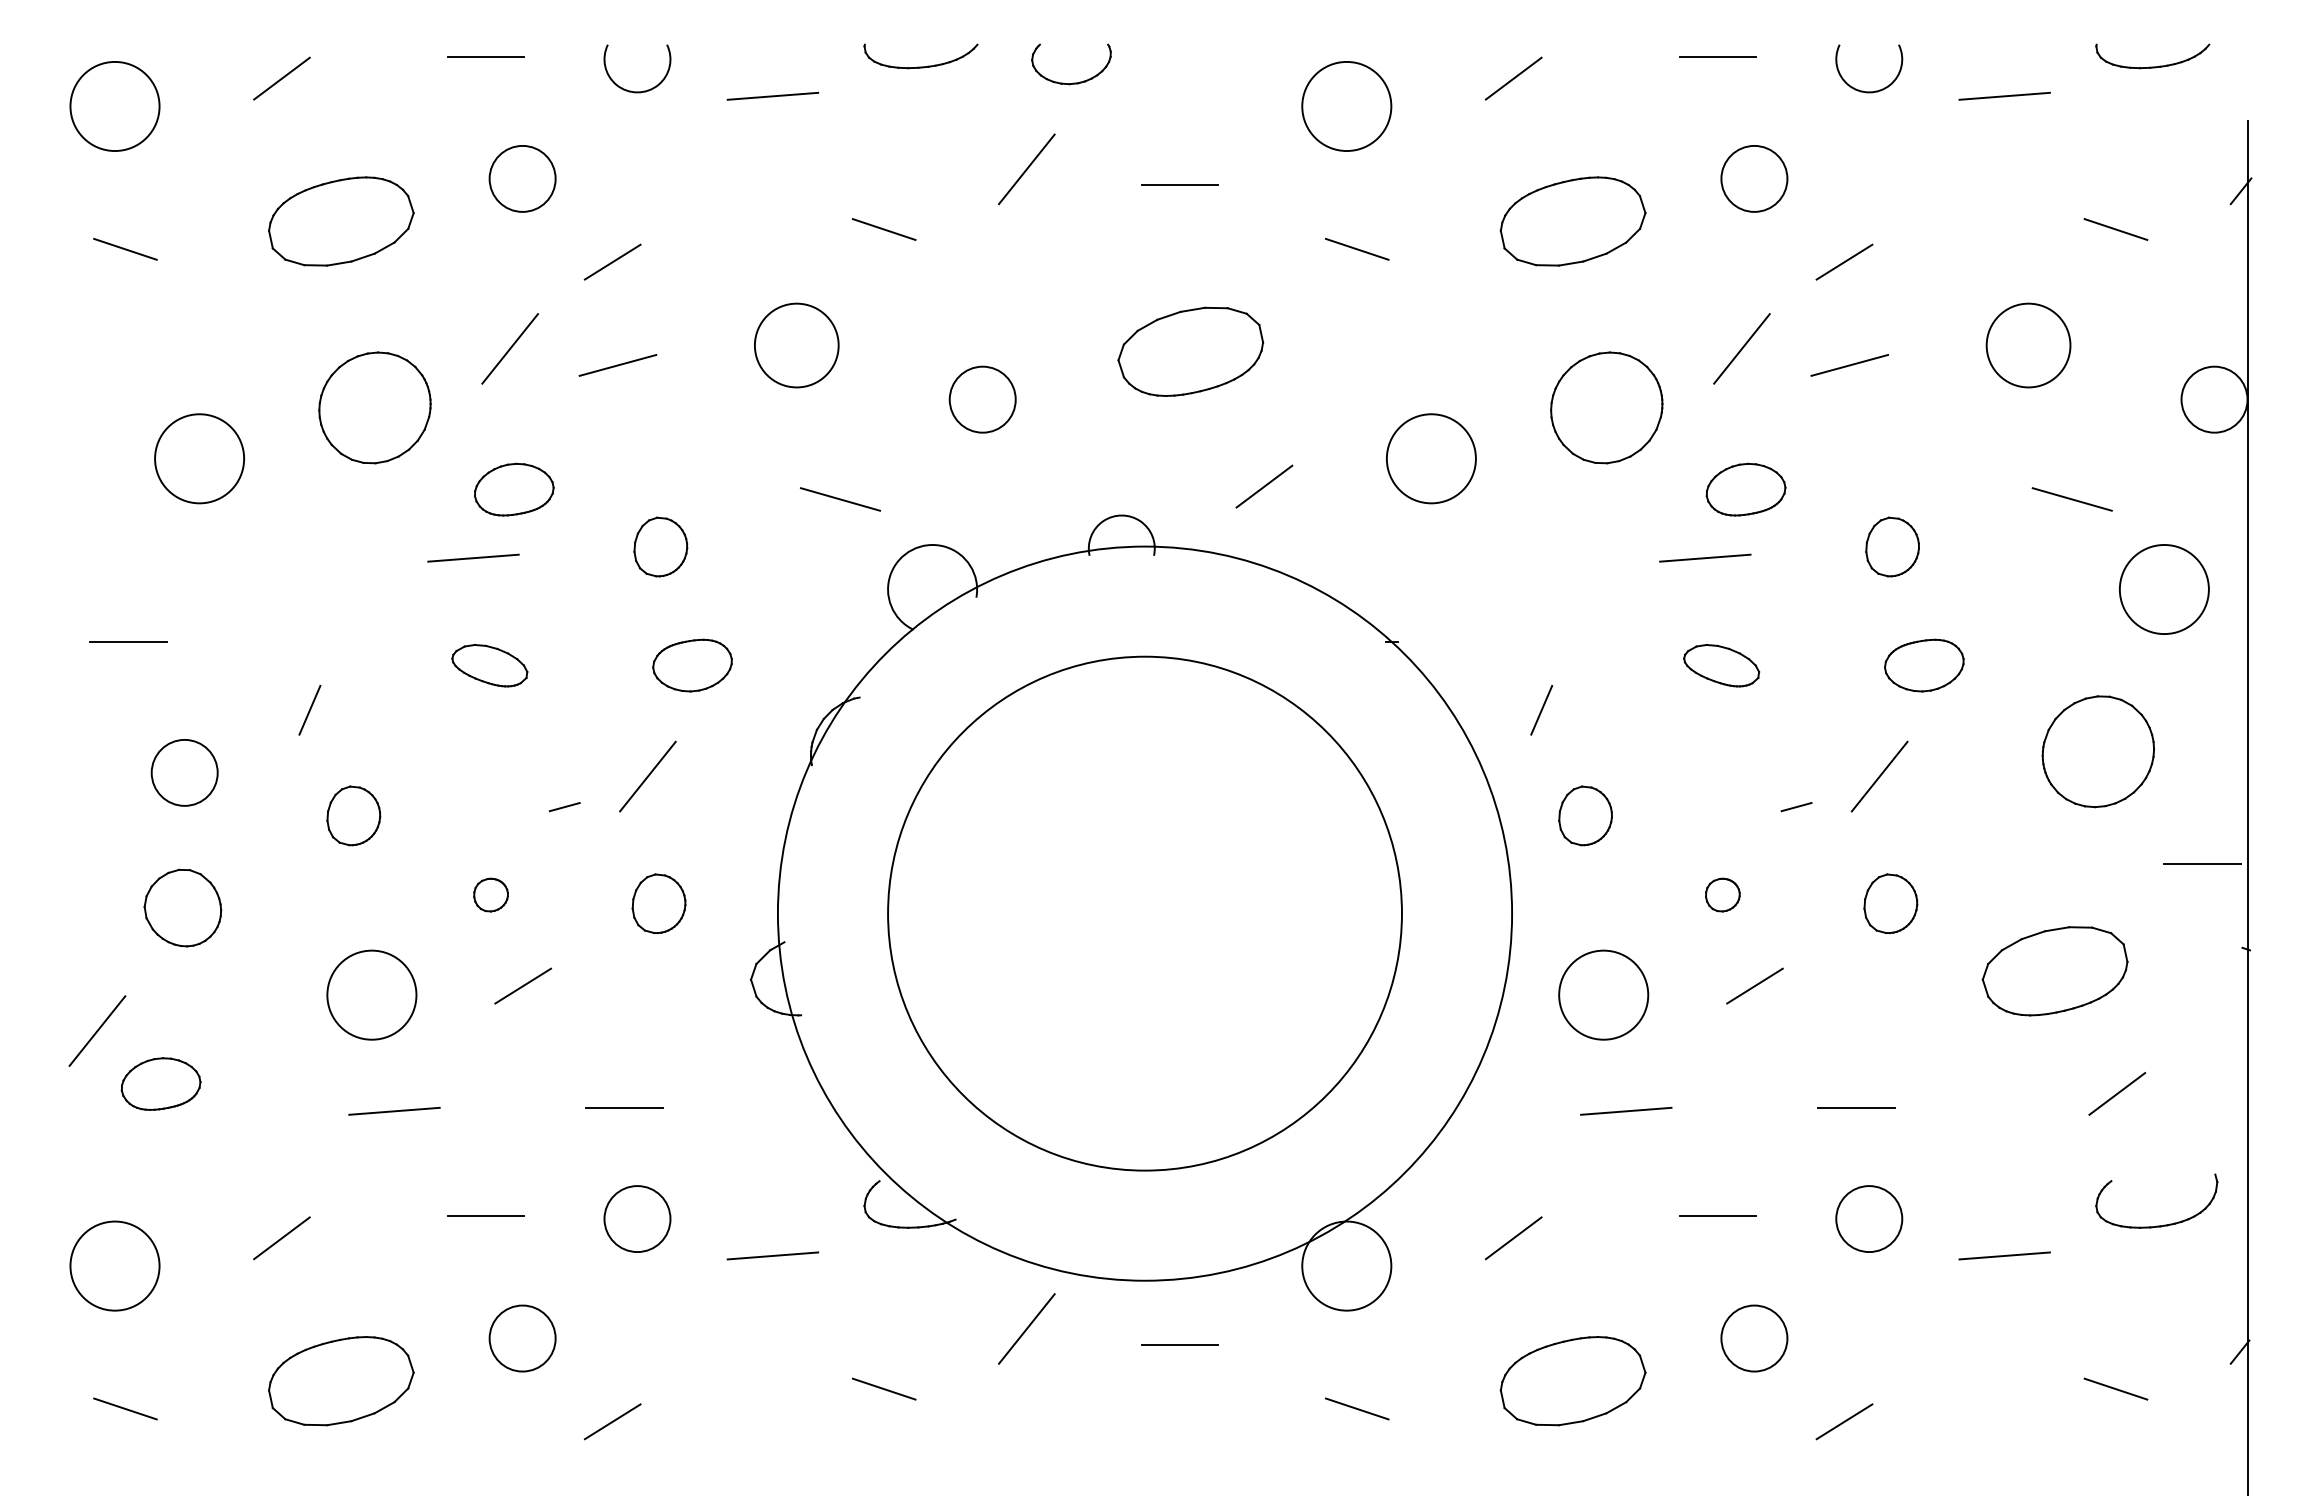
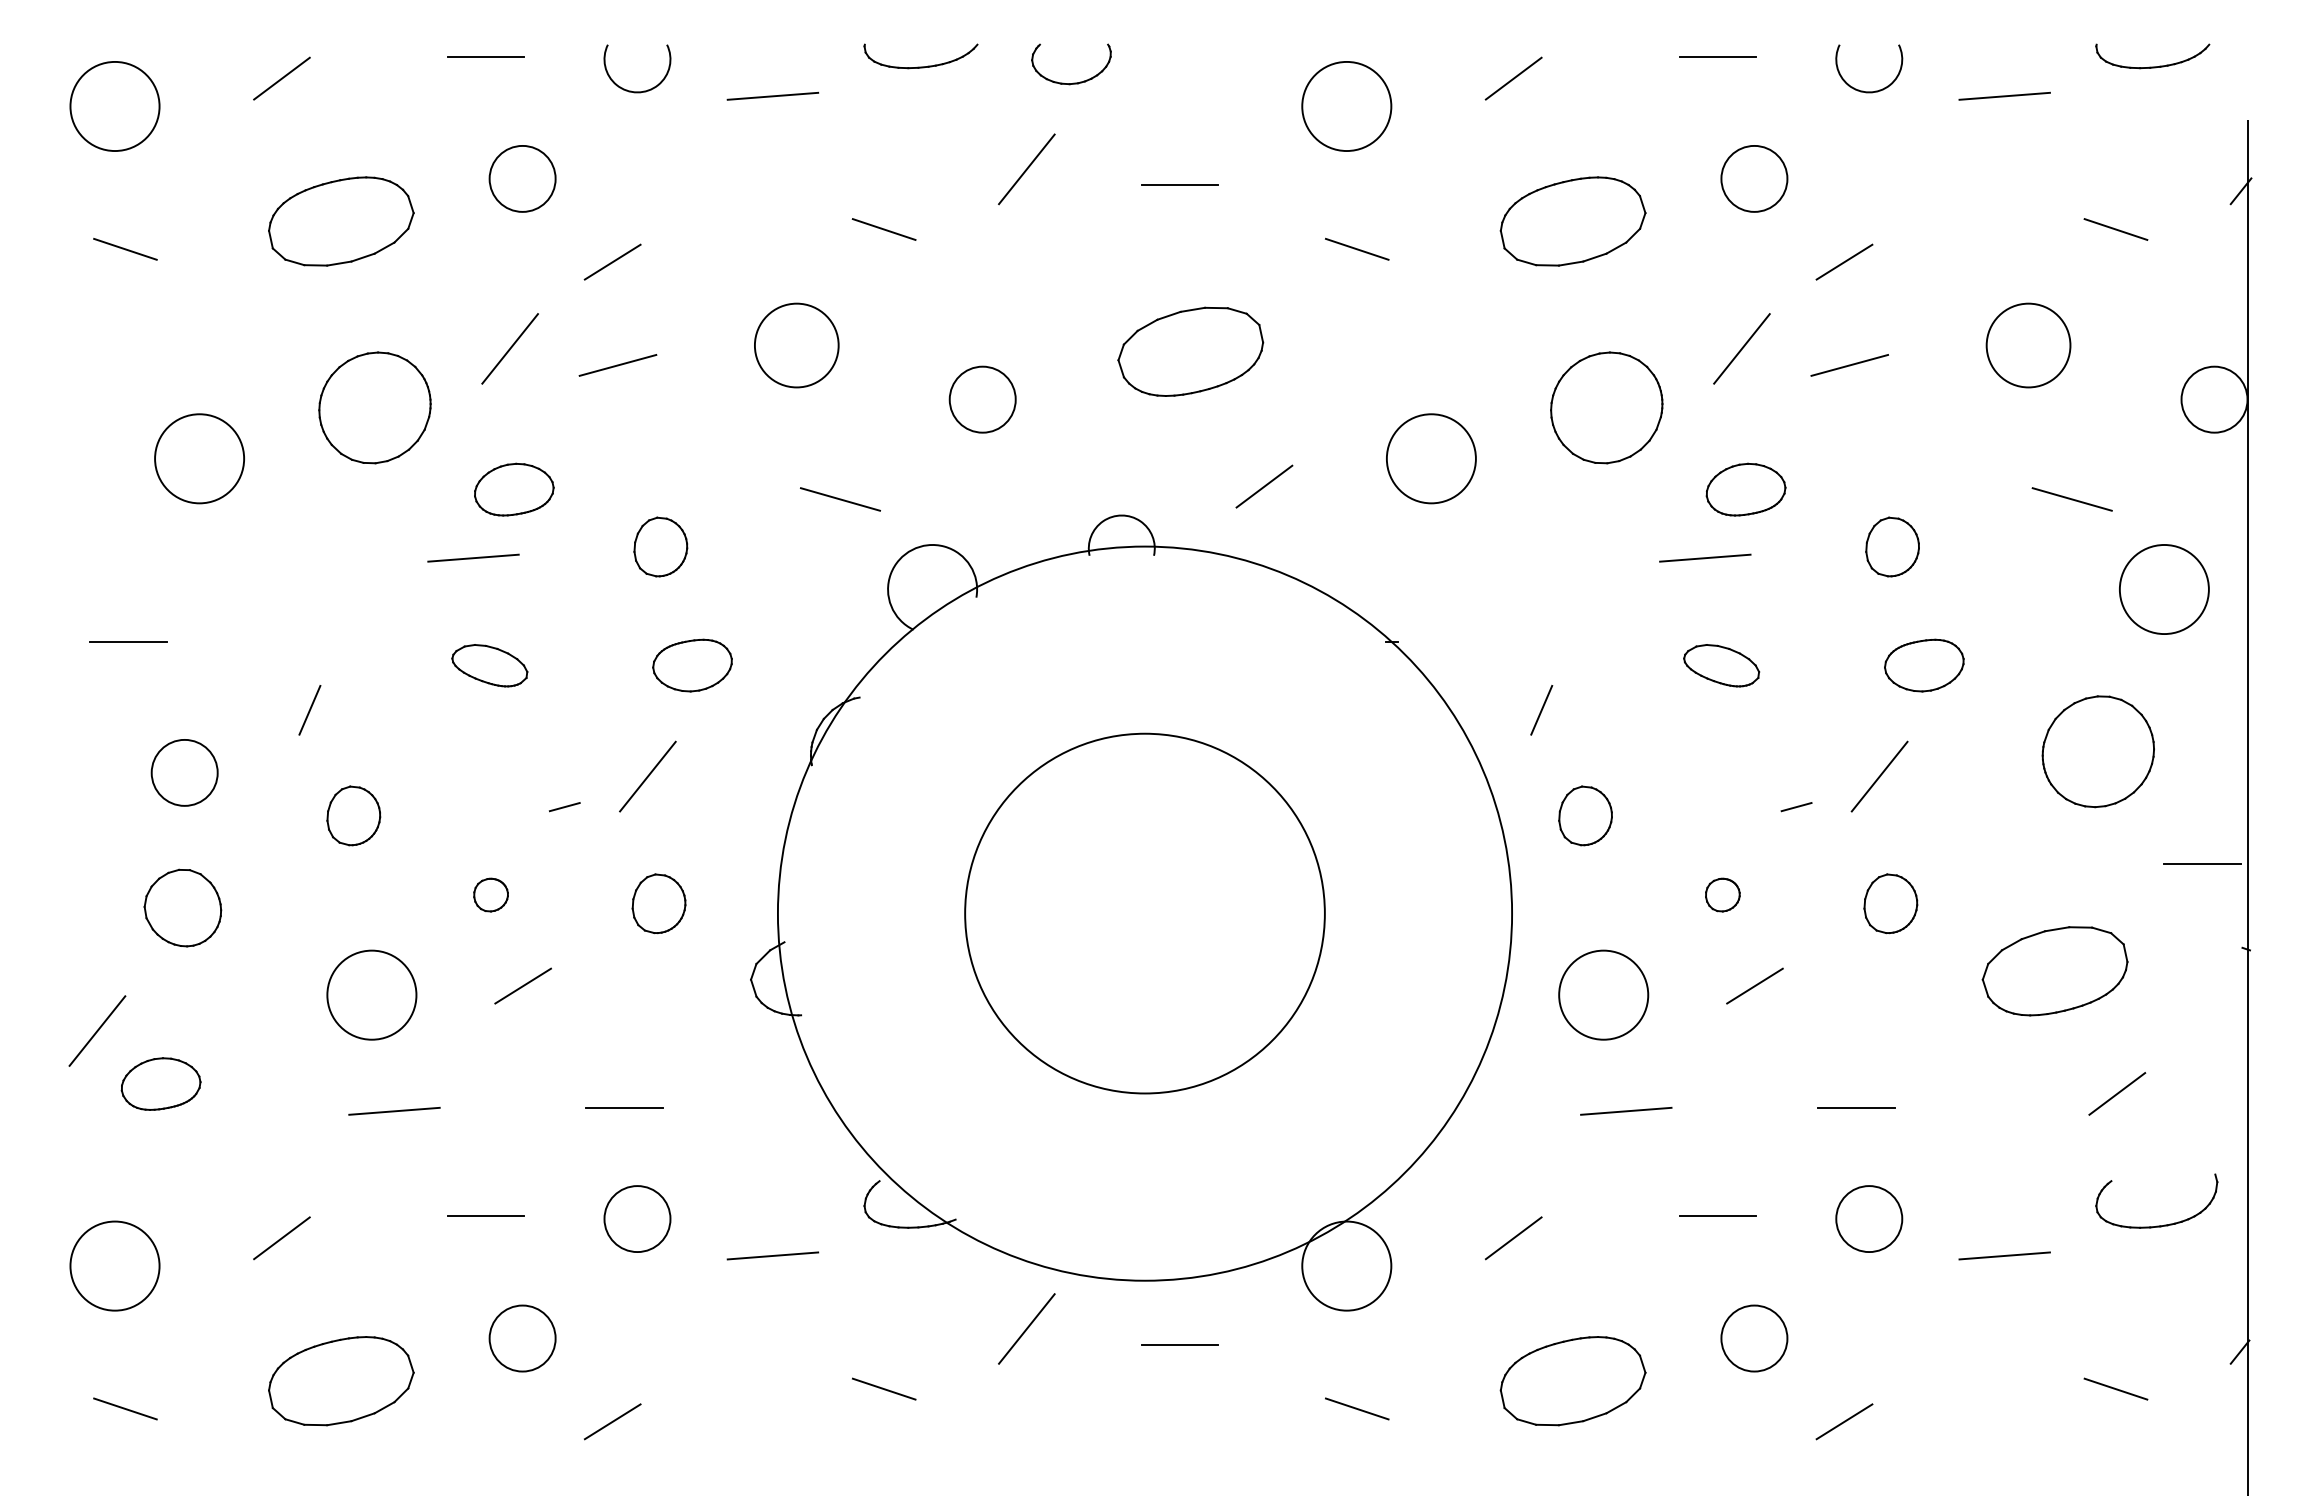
circle size: 516x517 px -> 362x363 px (1144, 913)
